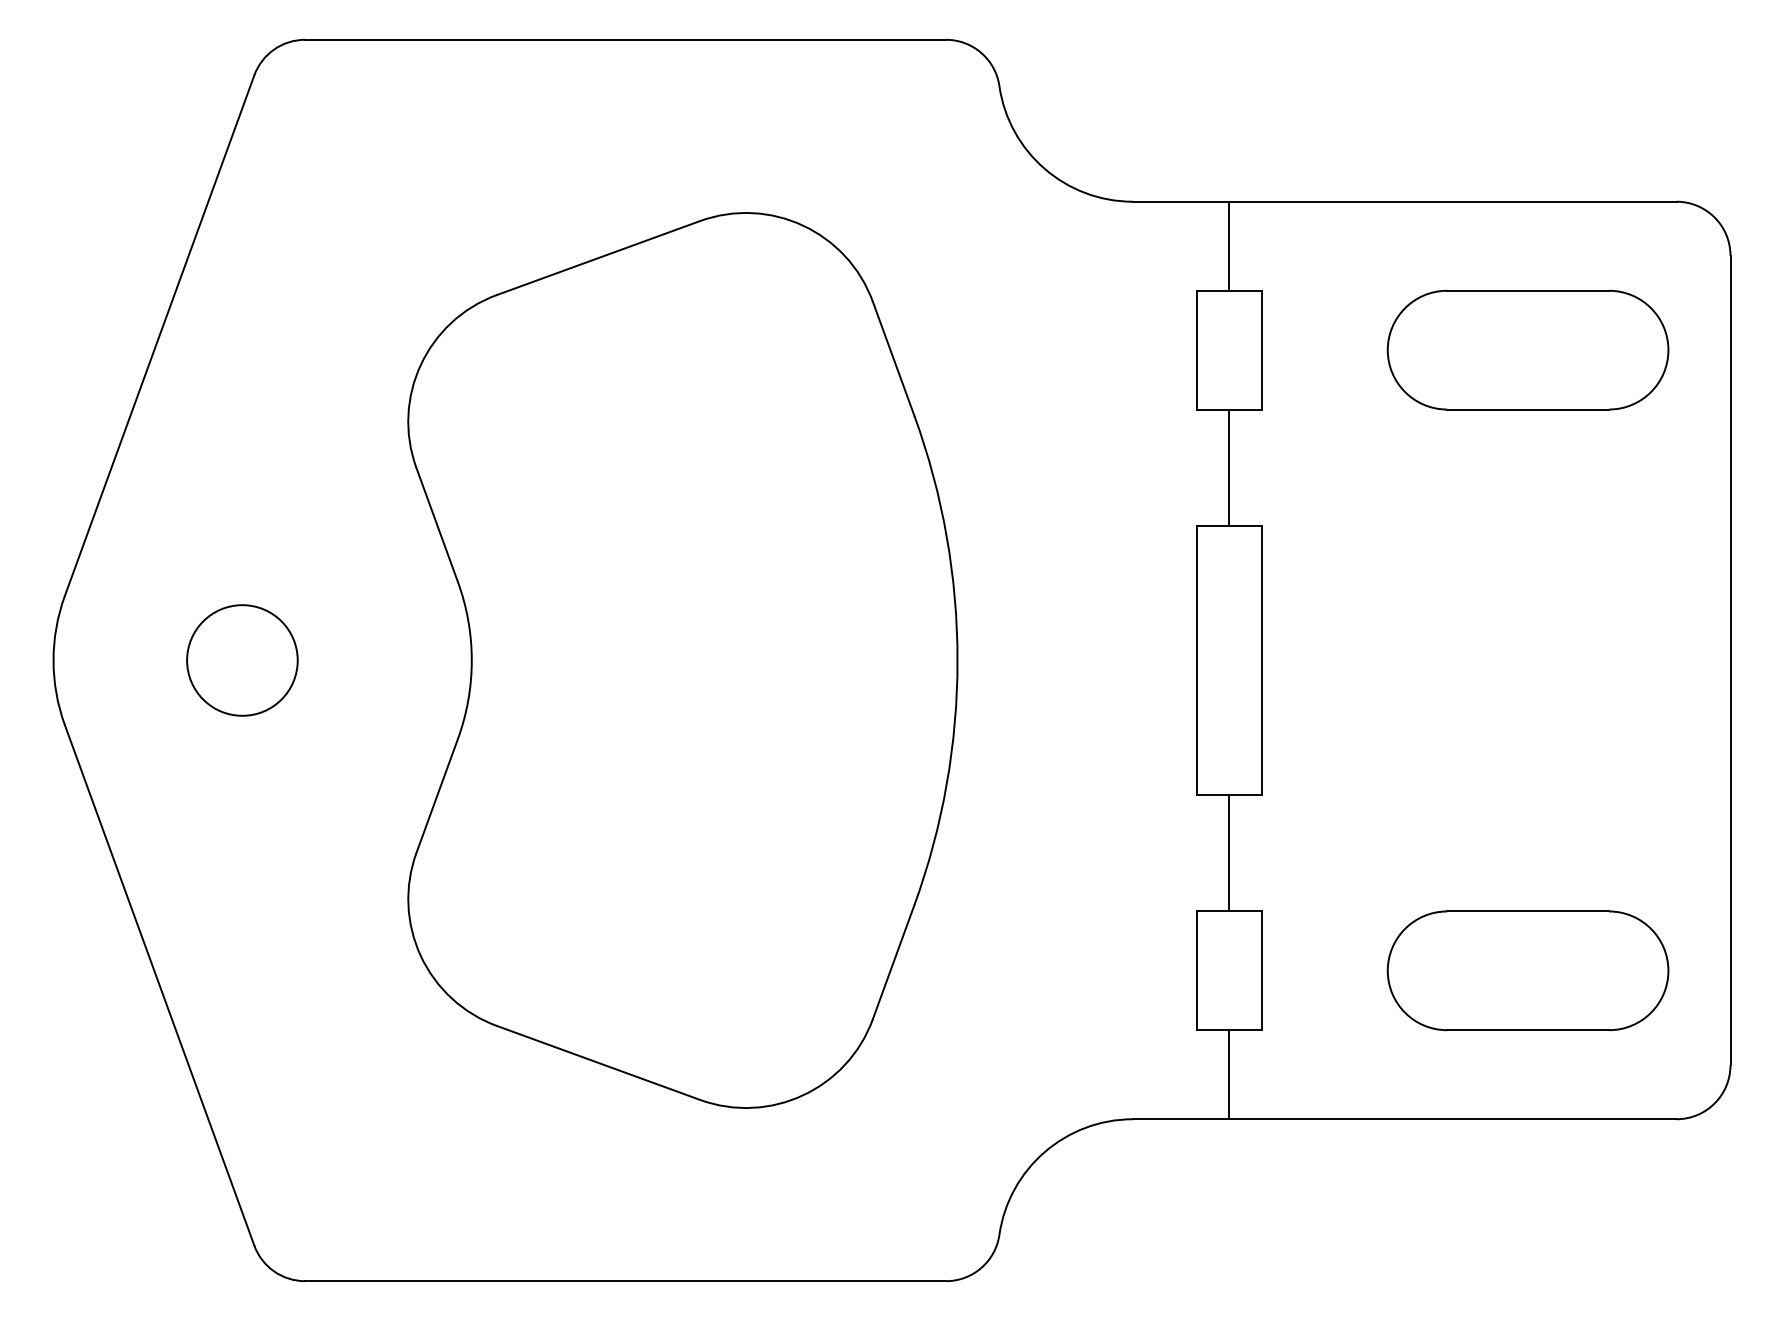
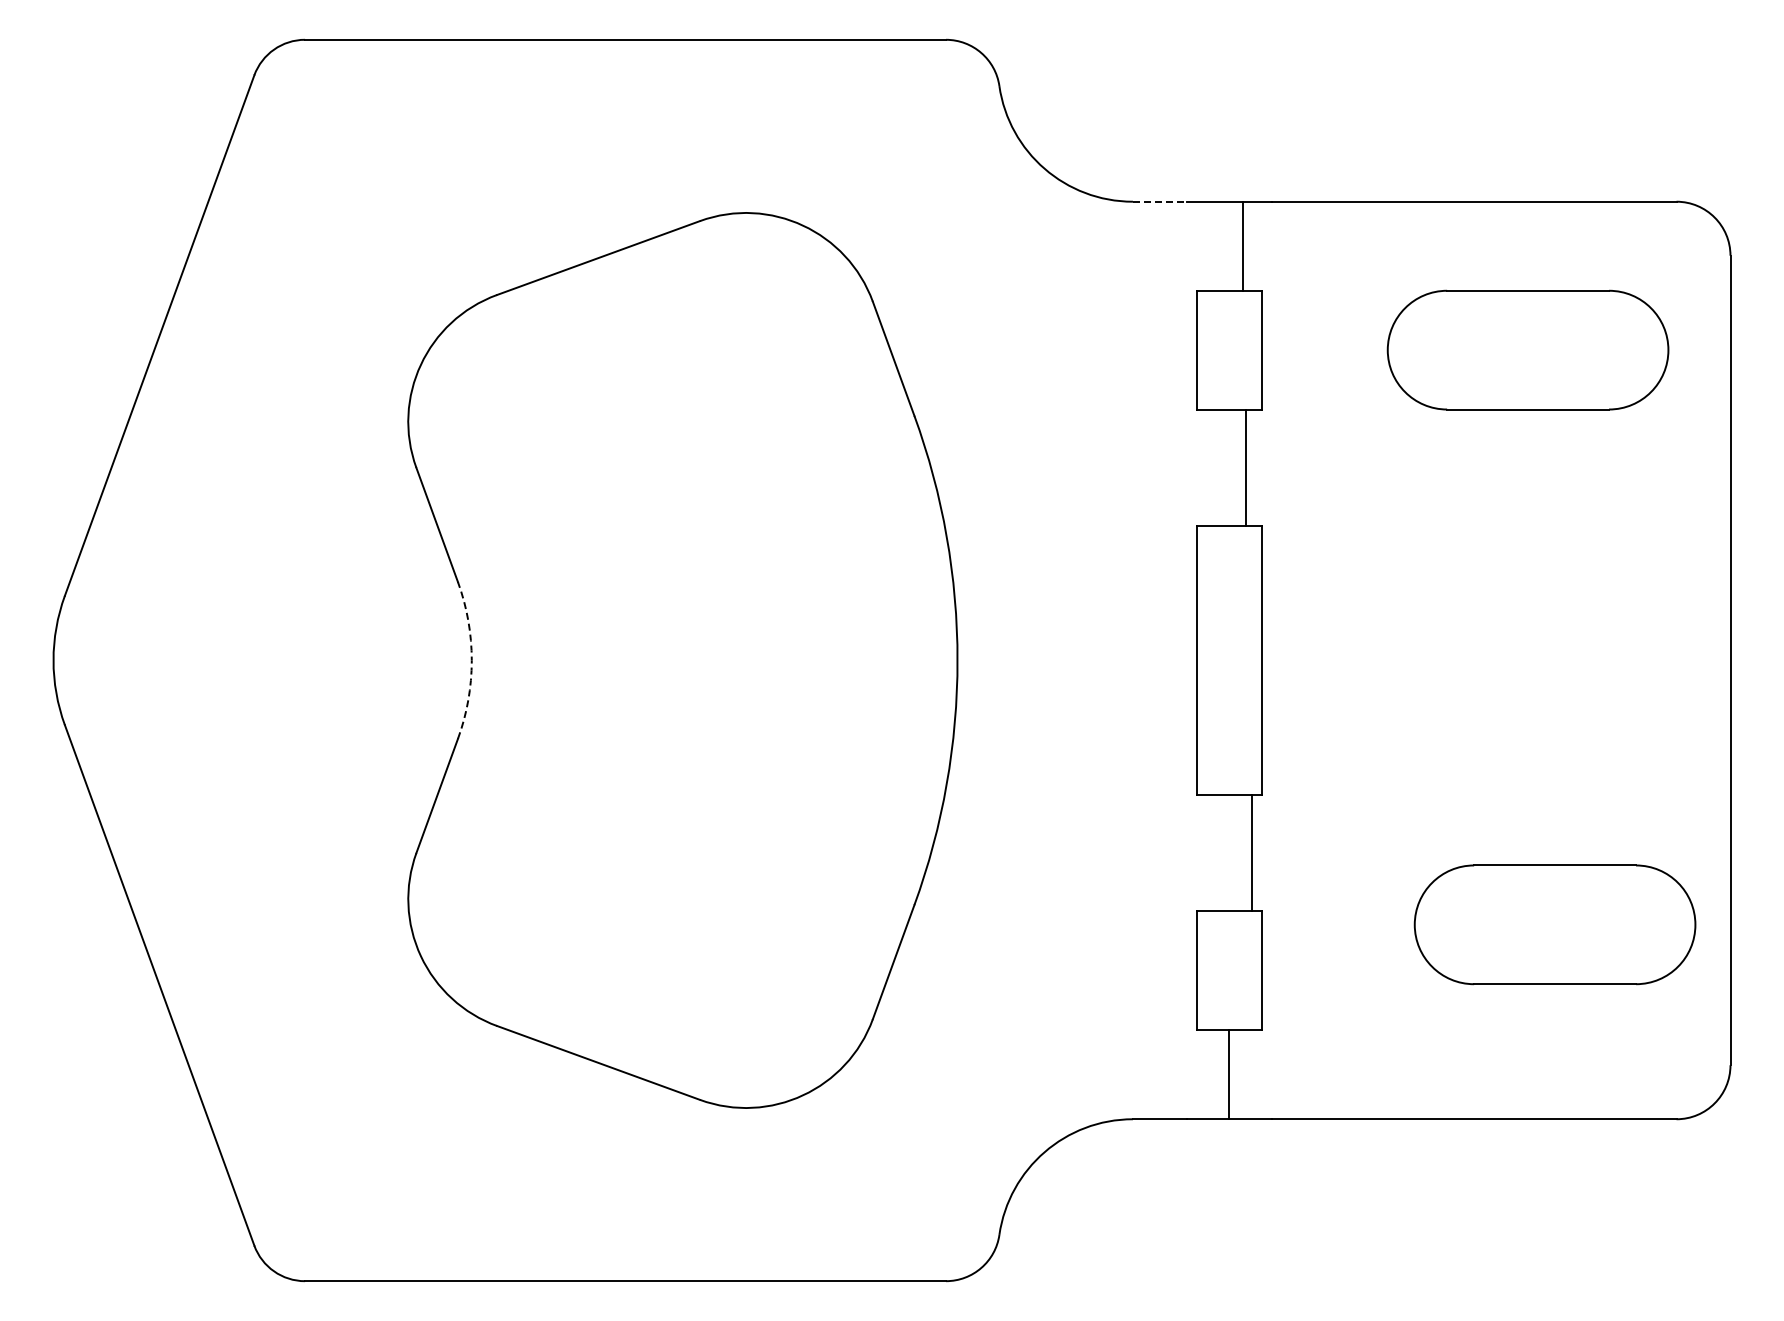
line: solid -> dashed (1159, 201)
line position: (1229, 245) -> (1243, 245) (1243, 245)
line position: (1229, 467) -> (1246, 467) (1246, 467)
circle: present -> none (242, 660)
arc: solid -> dashed (471, 660)
line position: (1229, 853) -> (1252, 853) (1252, 853)
part position: (1527, 970) -> (1554, 924) (1554, 924)
